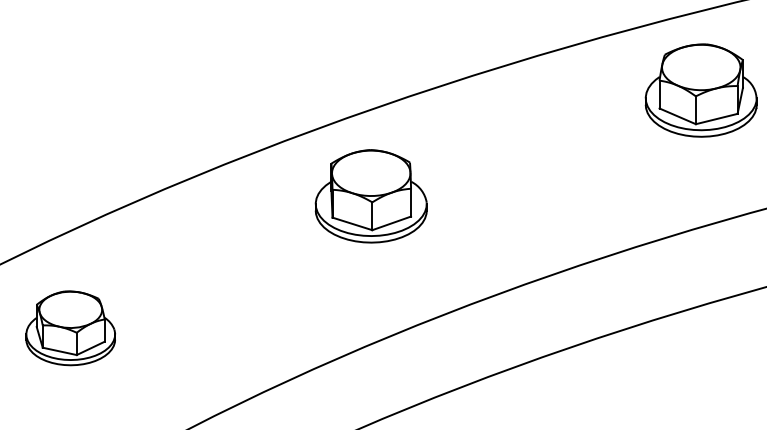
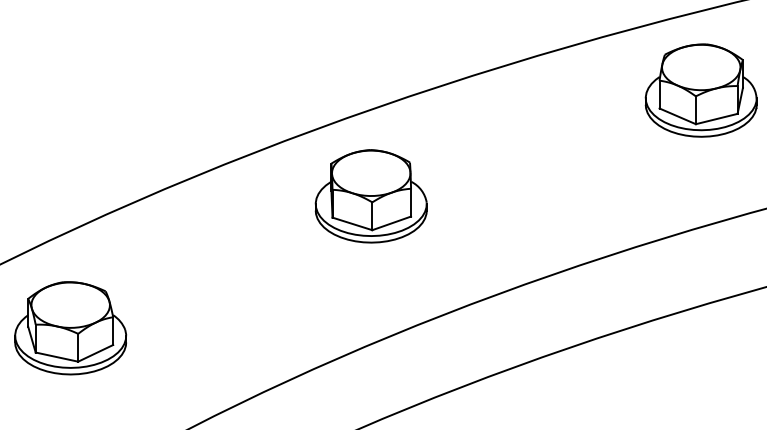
part size: 91x77 px -> 114x95 px (70, 328)
